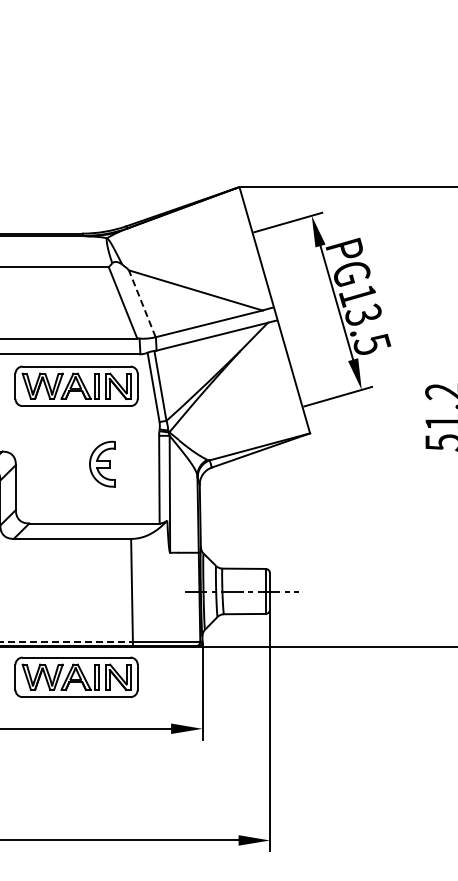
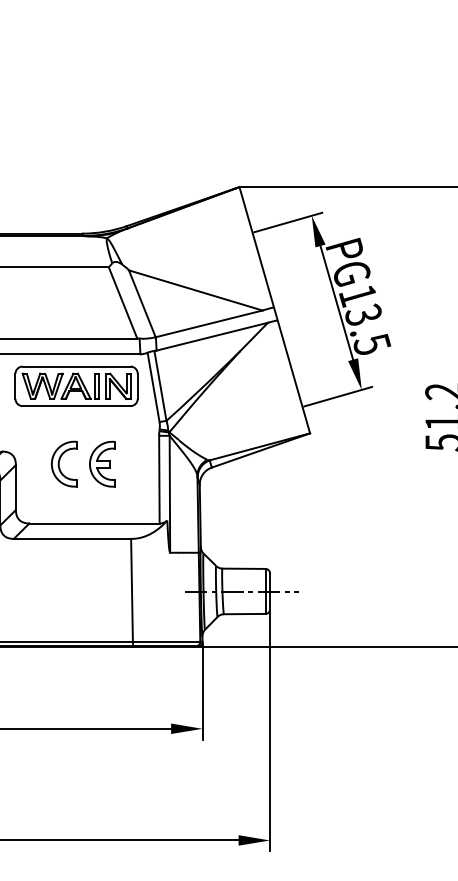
line: dashed -> solid (142, 303)
part: none -> present (64, 463)
line: dashed -> solid (66, 641)
part: present -> none (76, 676)
